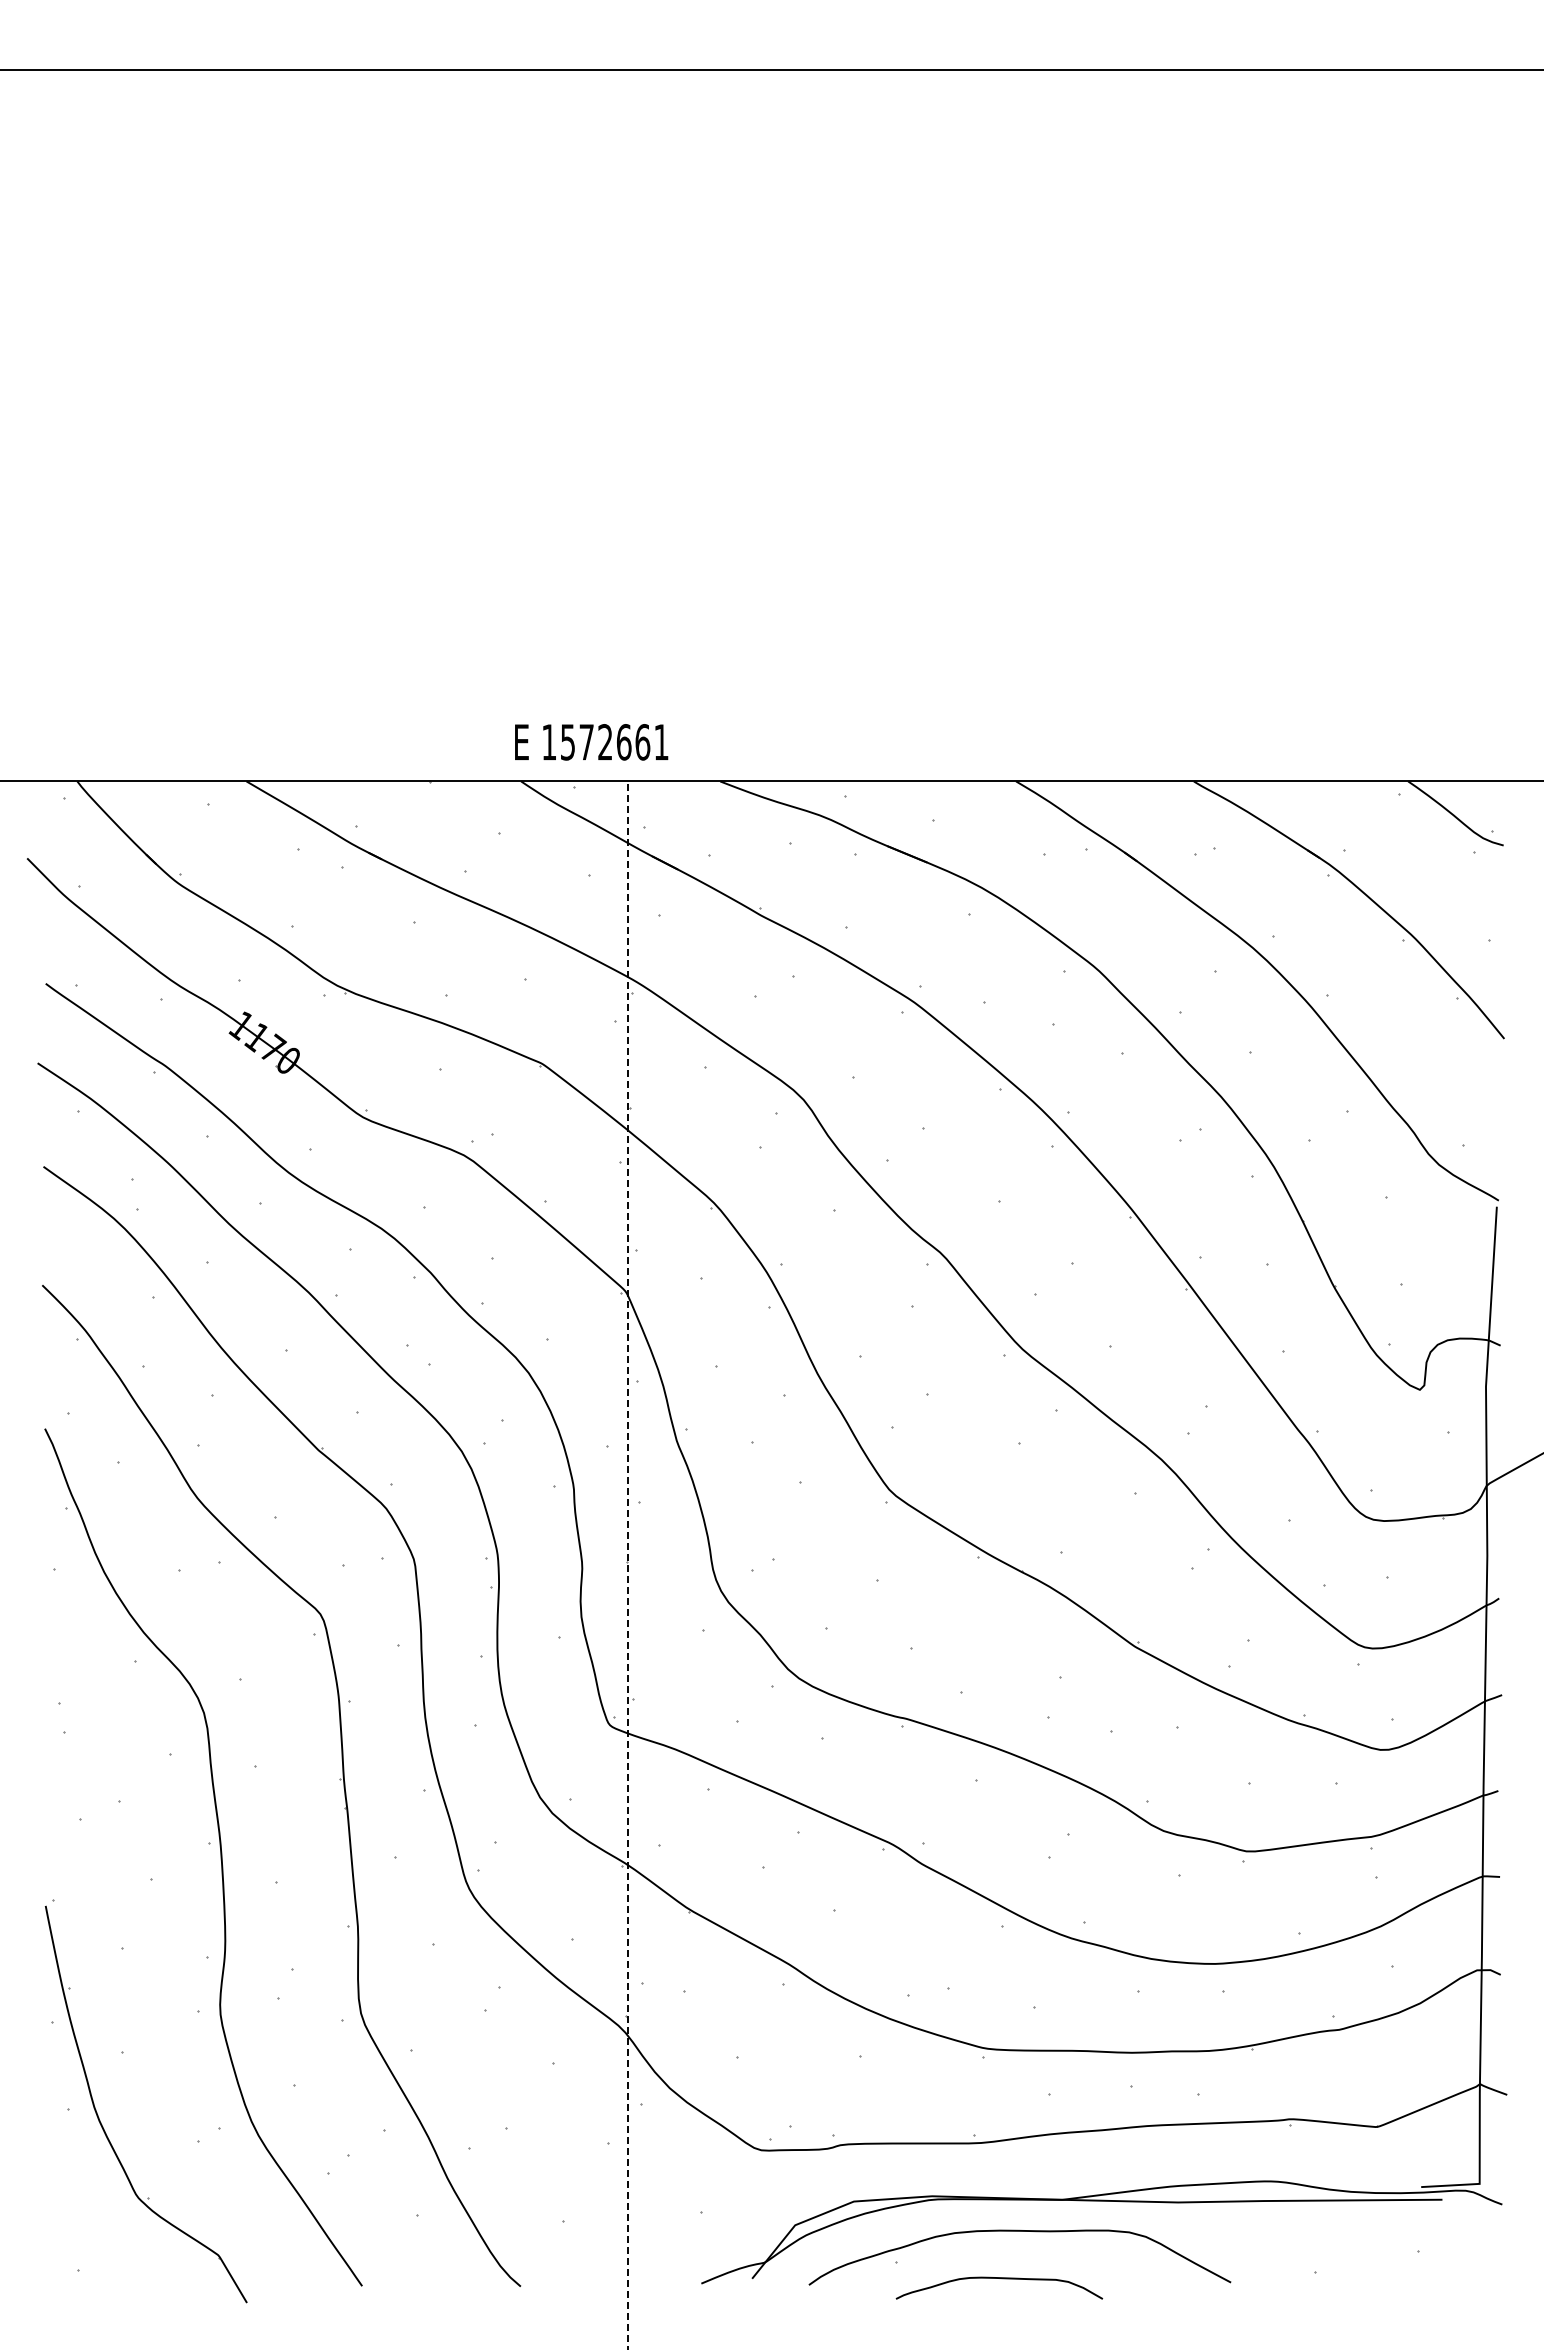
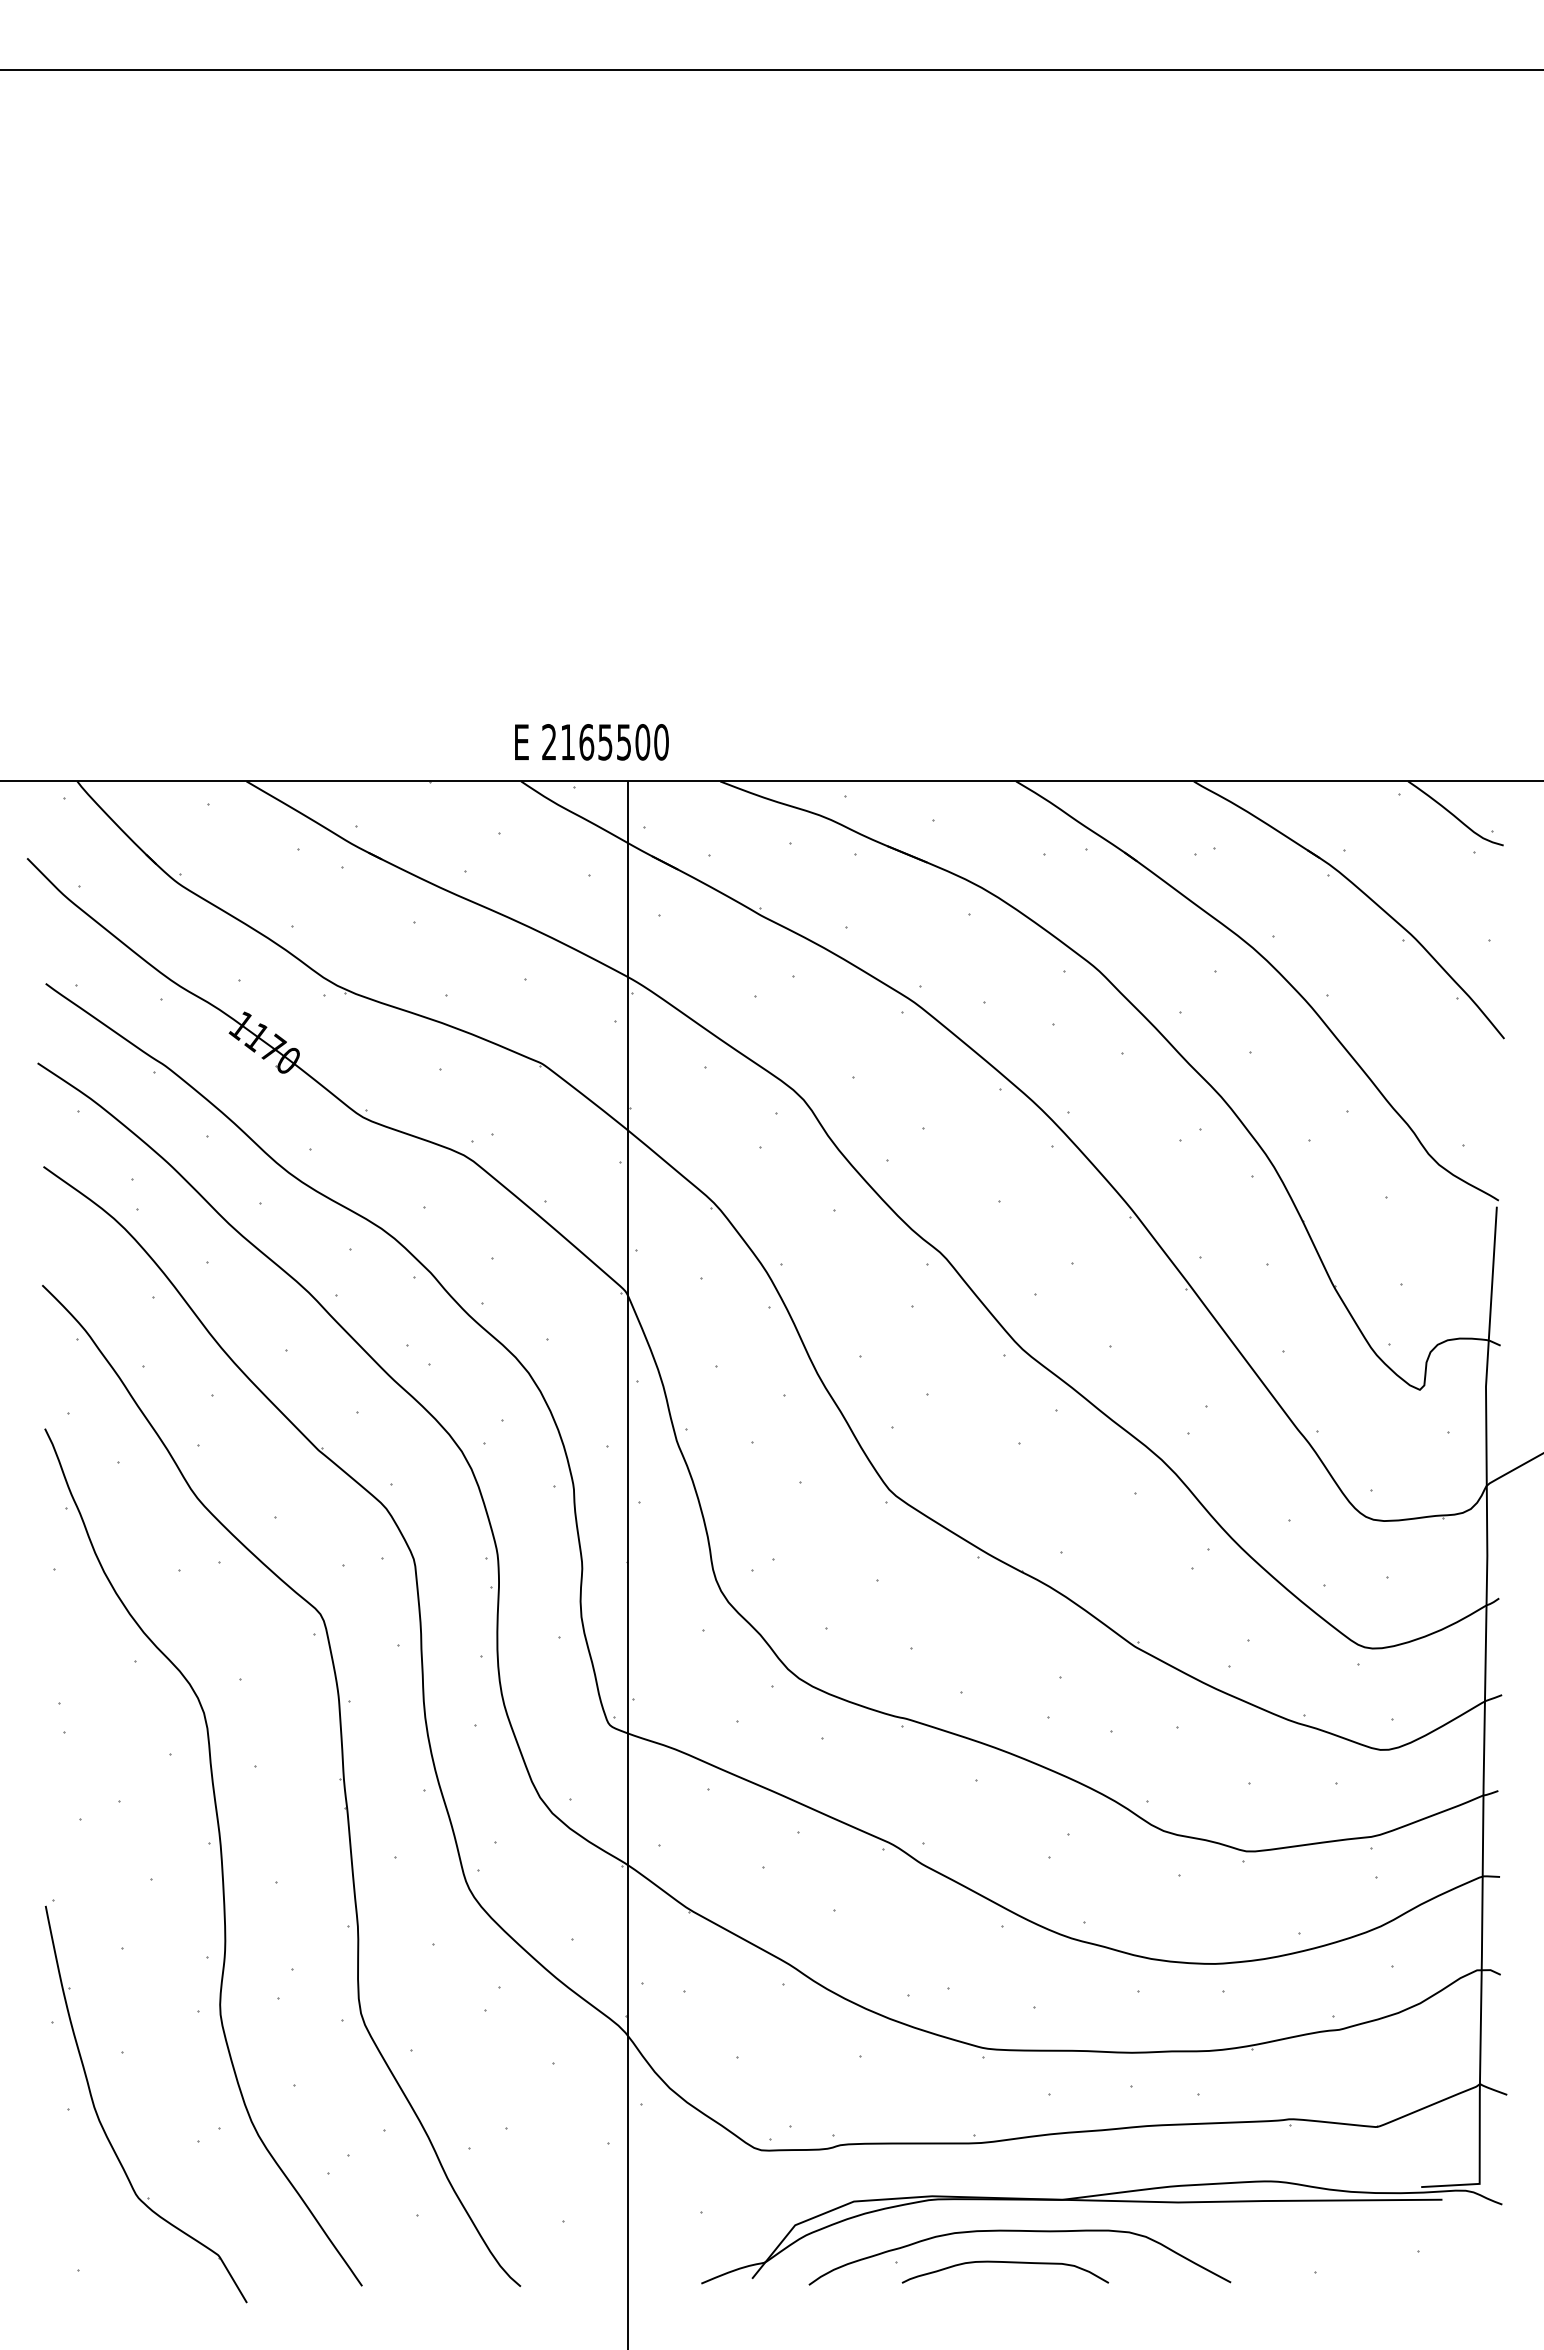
text: 1572661 -> 2165500 (605, 742)
line: dashed -> solid (627, 1565)
curve position: (1001, 2279) -> (1007, 2263) (1007, 2263)
